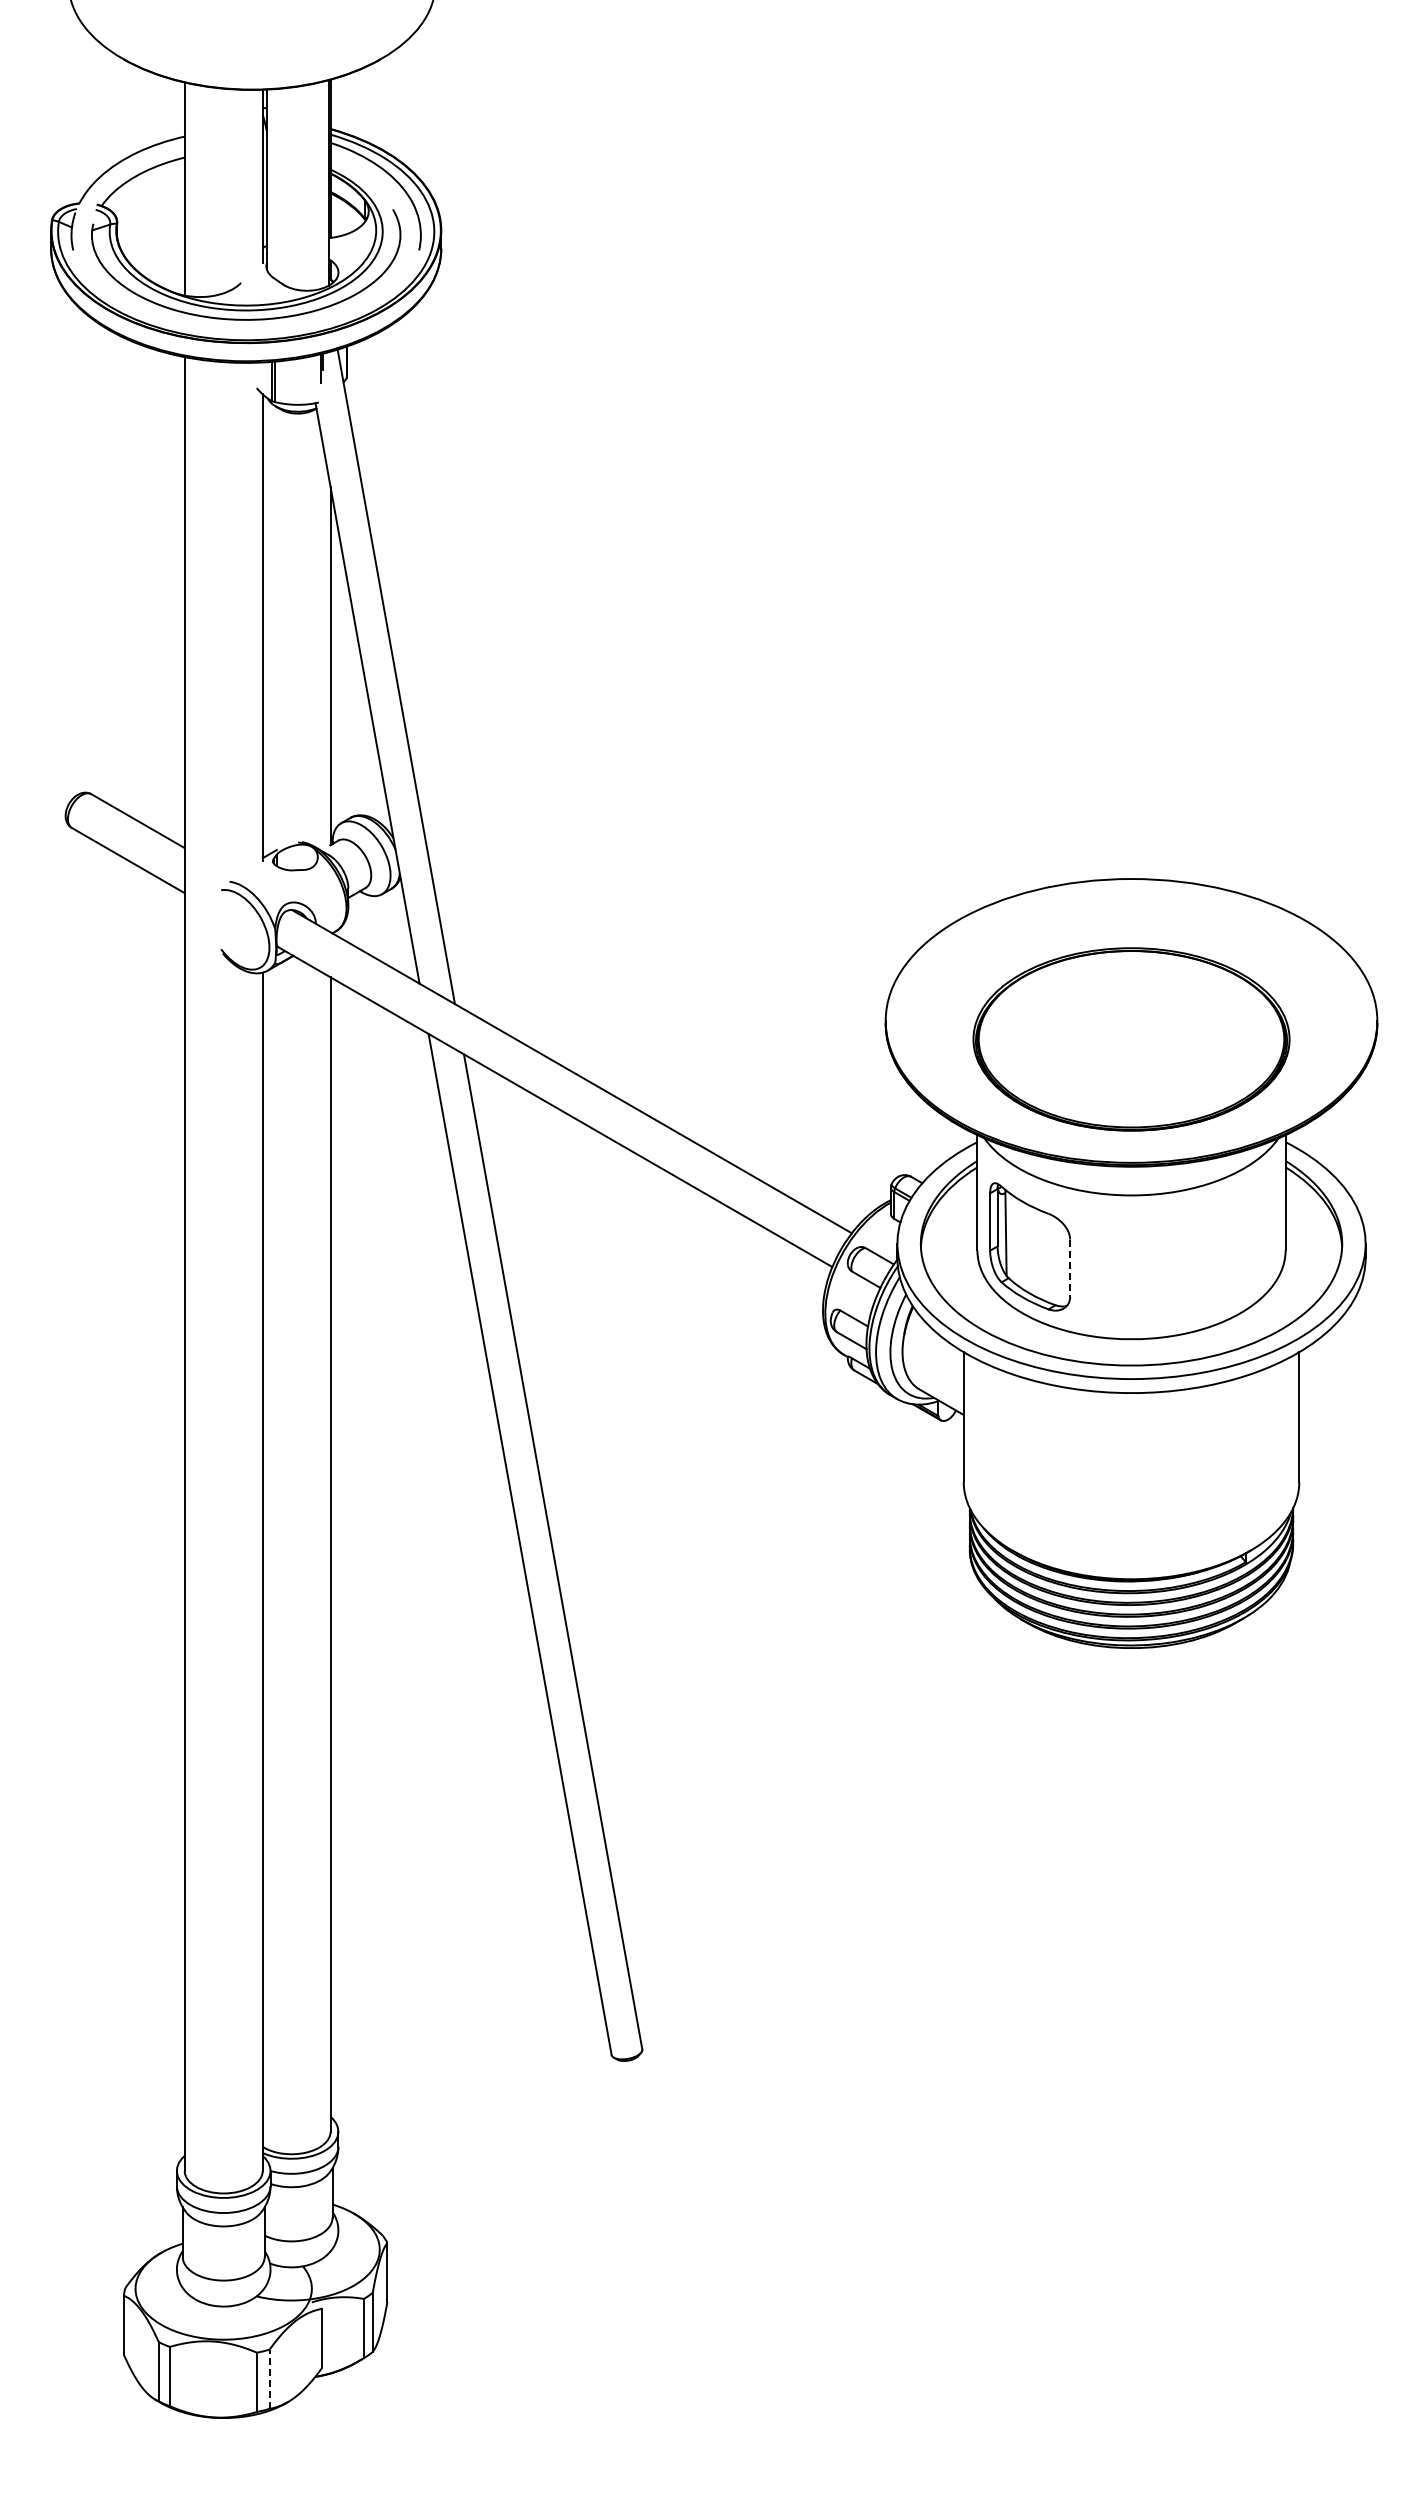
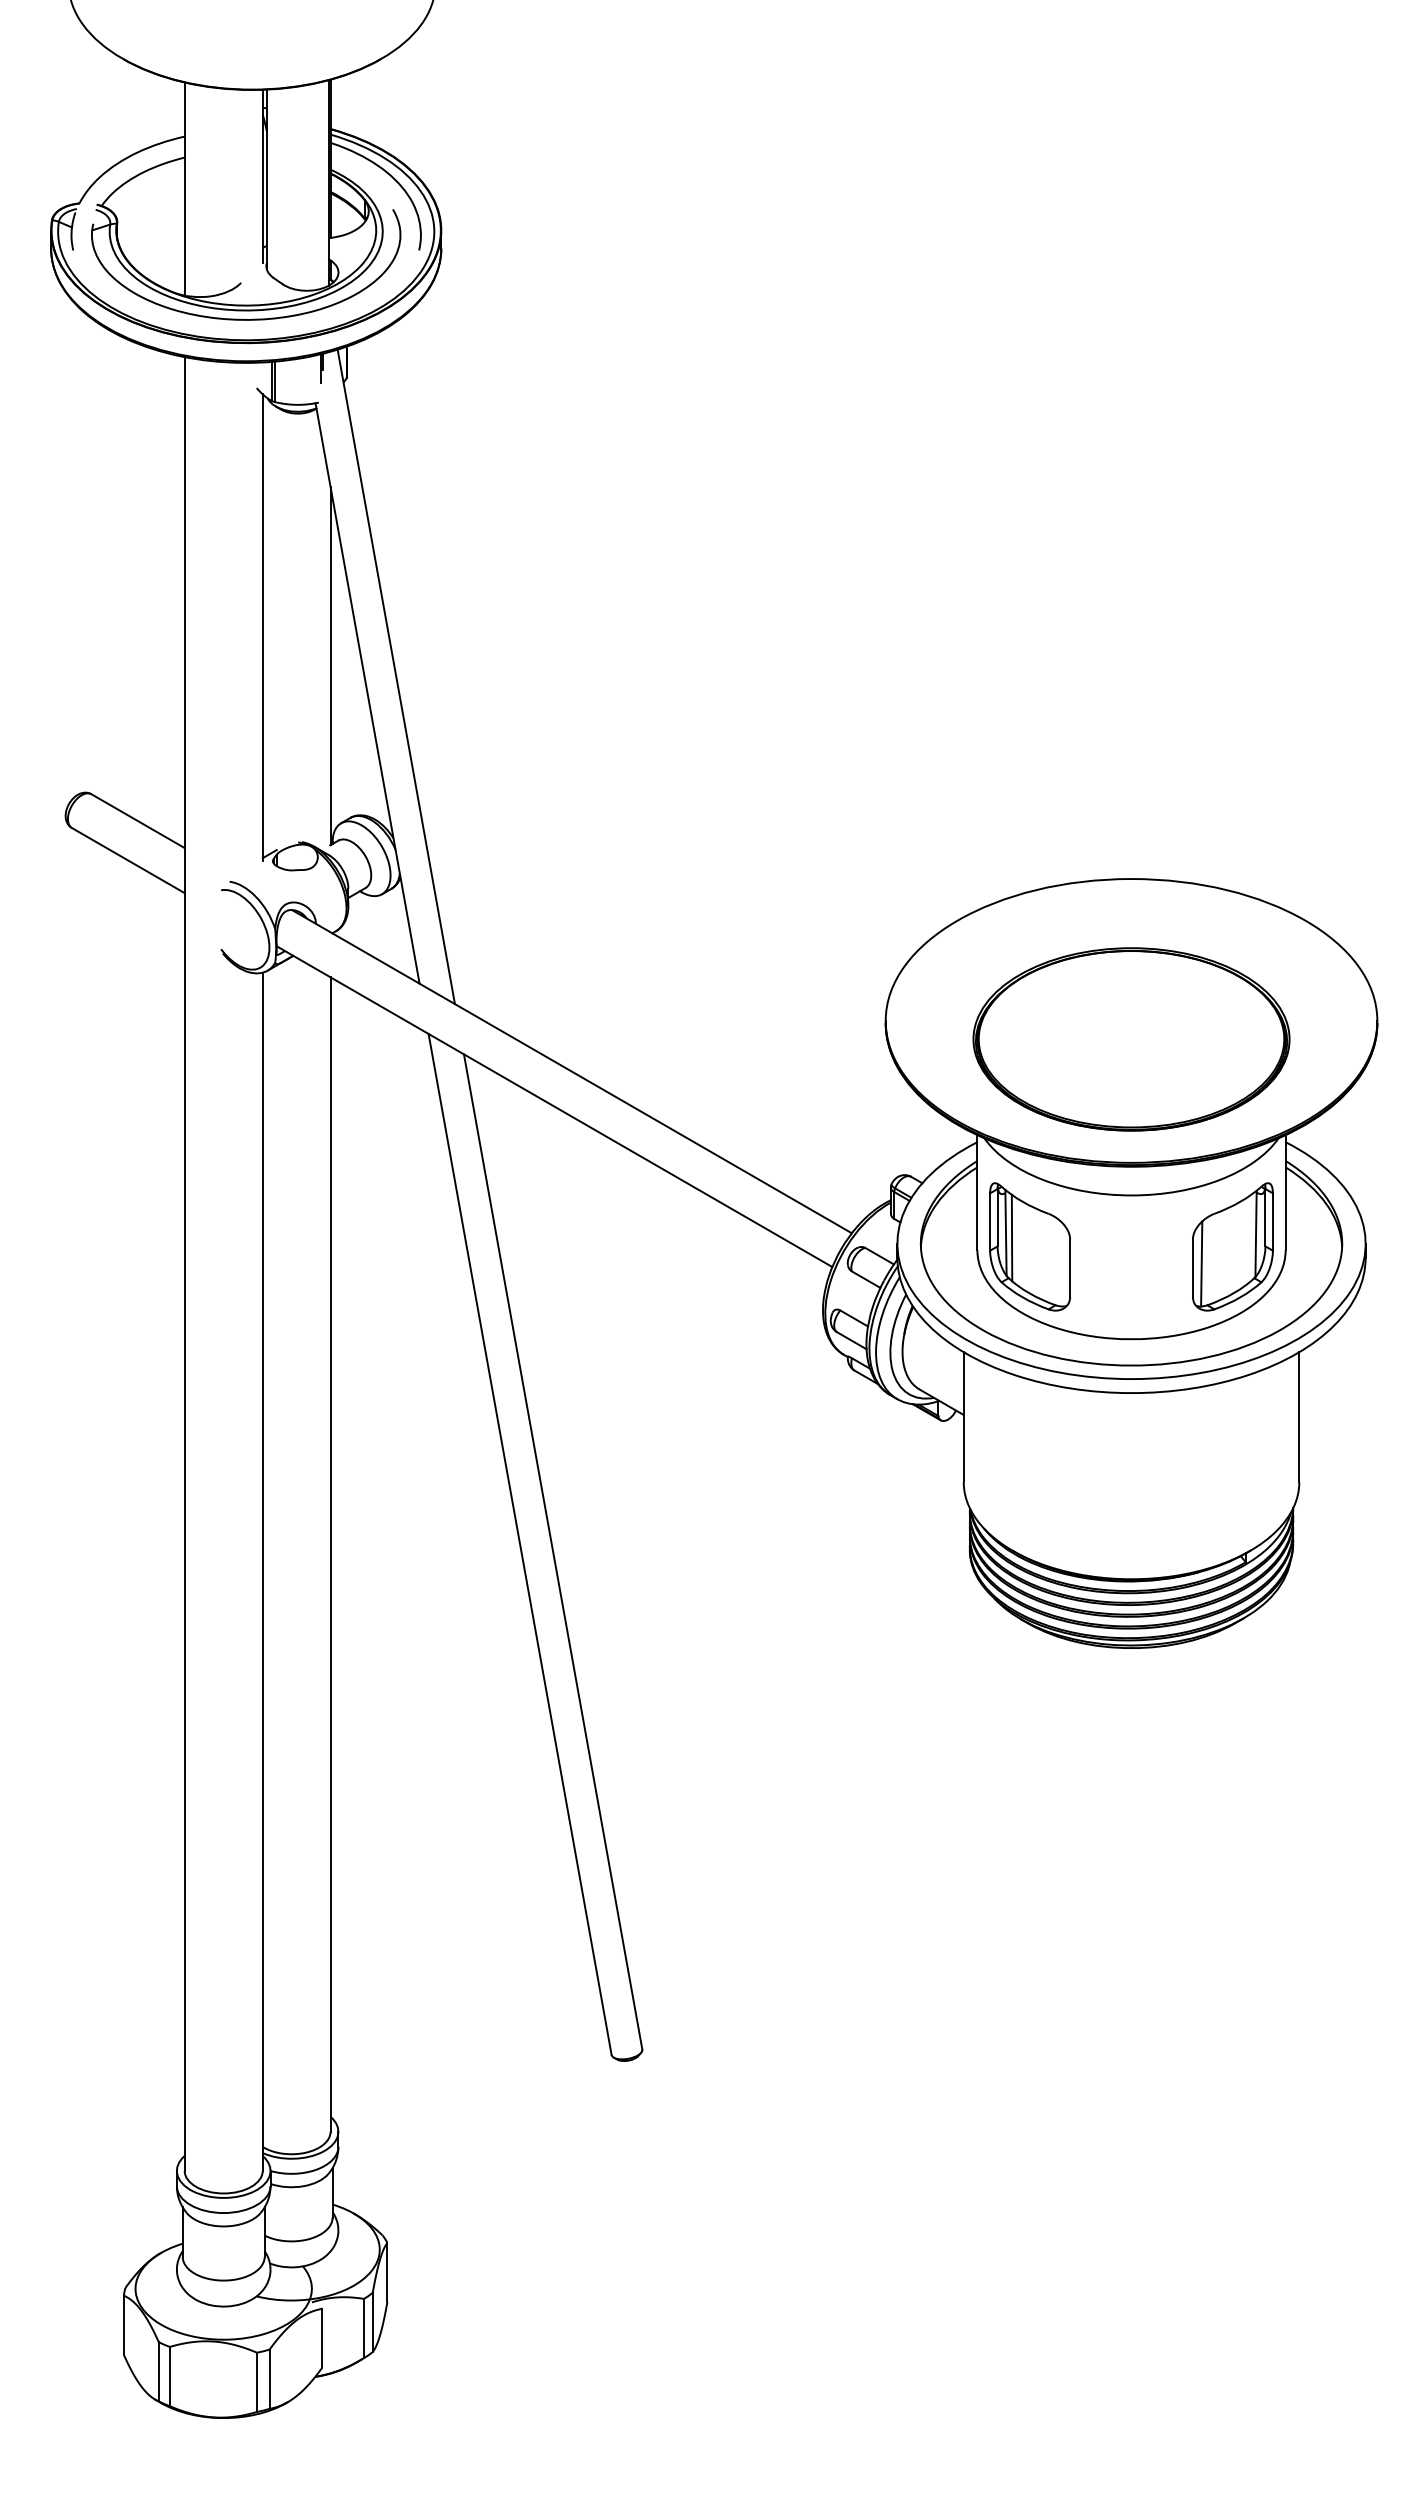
line: none -> present (1011, 1237)
part: none -> present (1232, 1246)
line: dashed -> solid (1070, 1268)
line: dashed -> solid (269, 2379)
